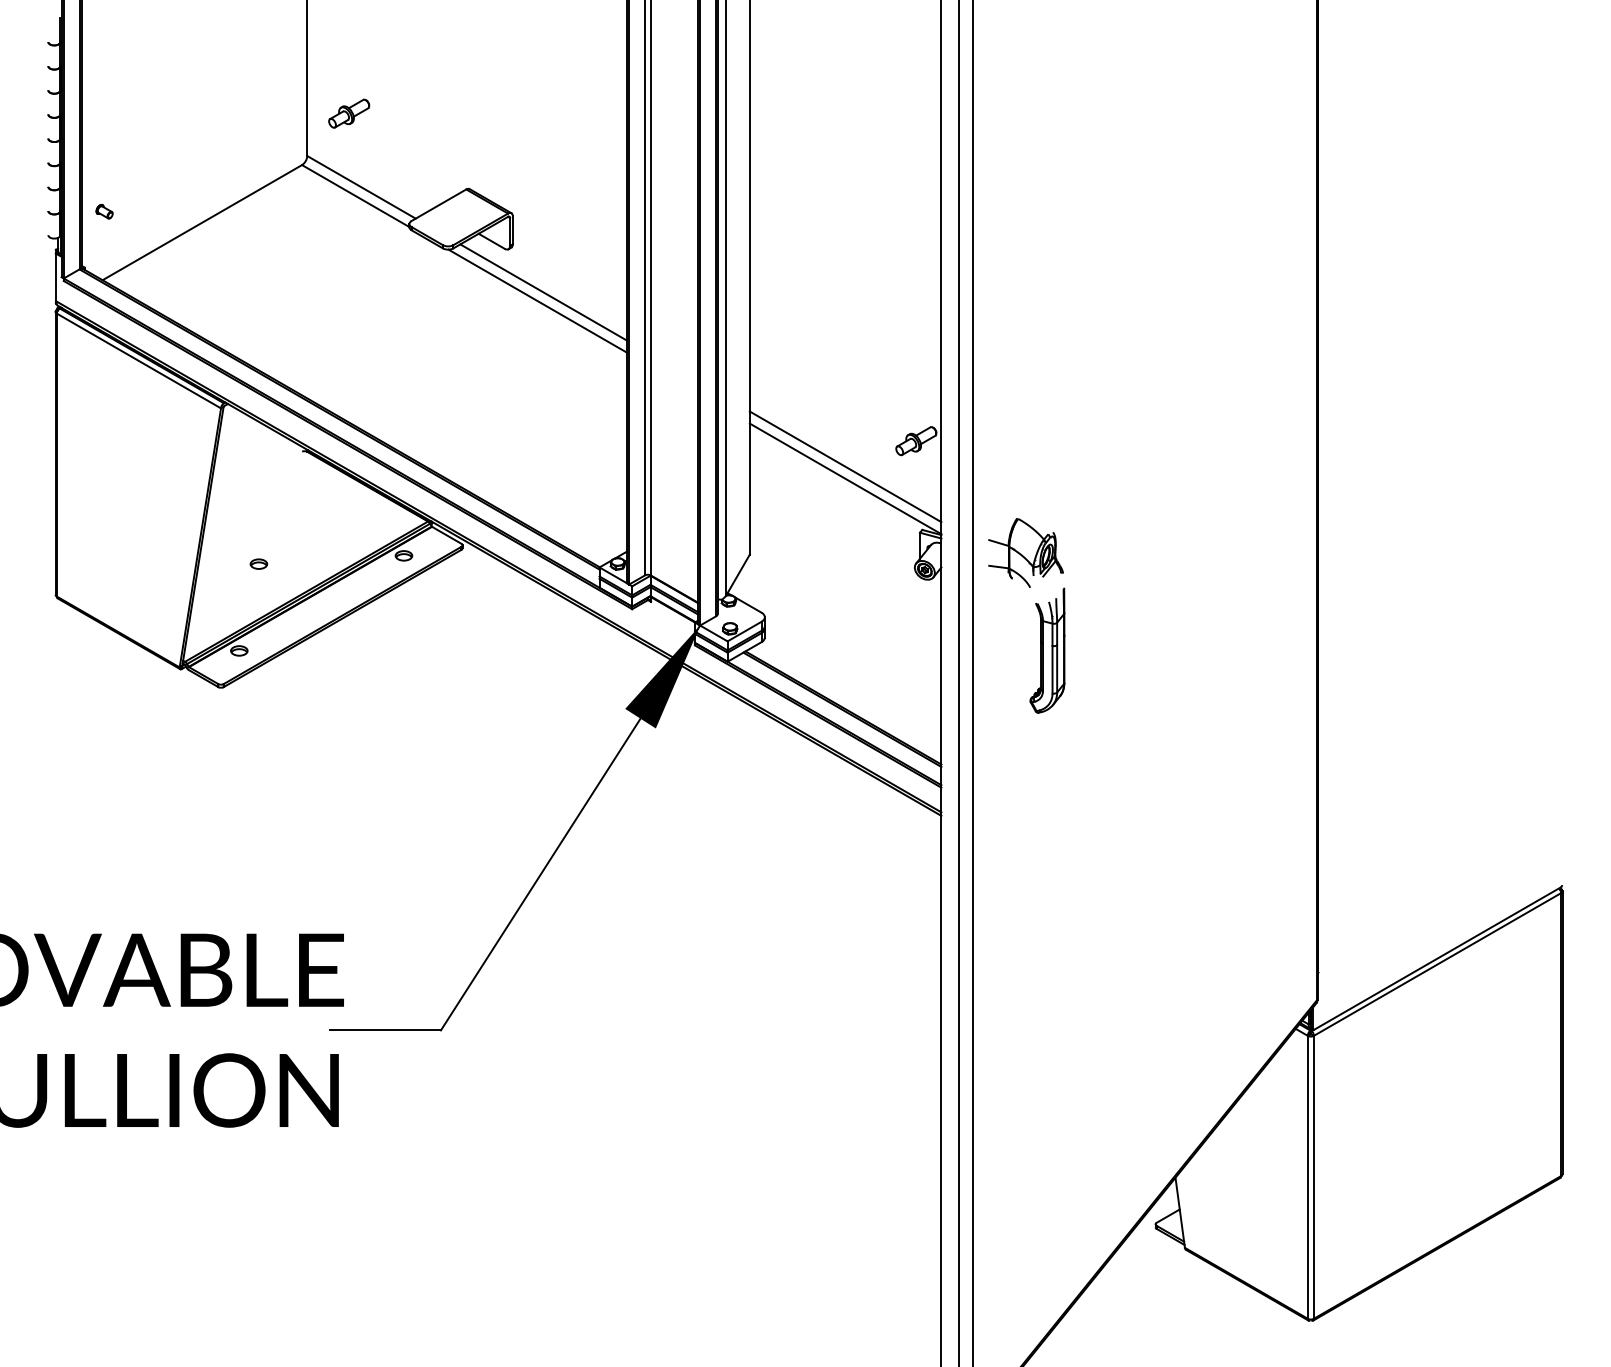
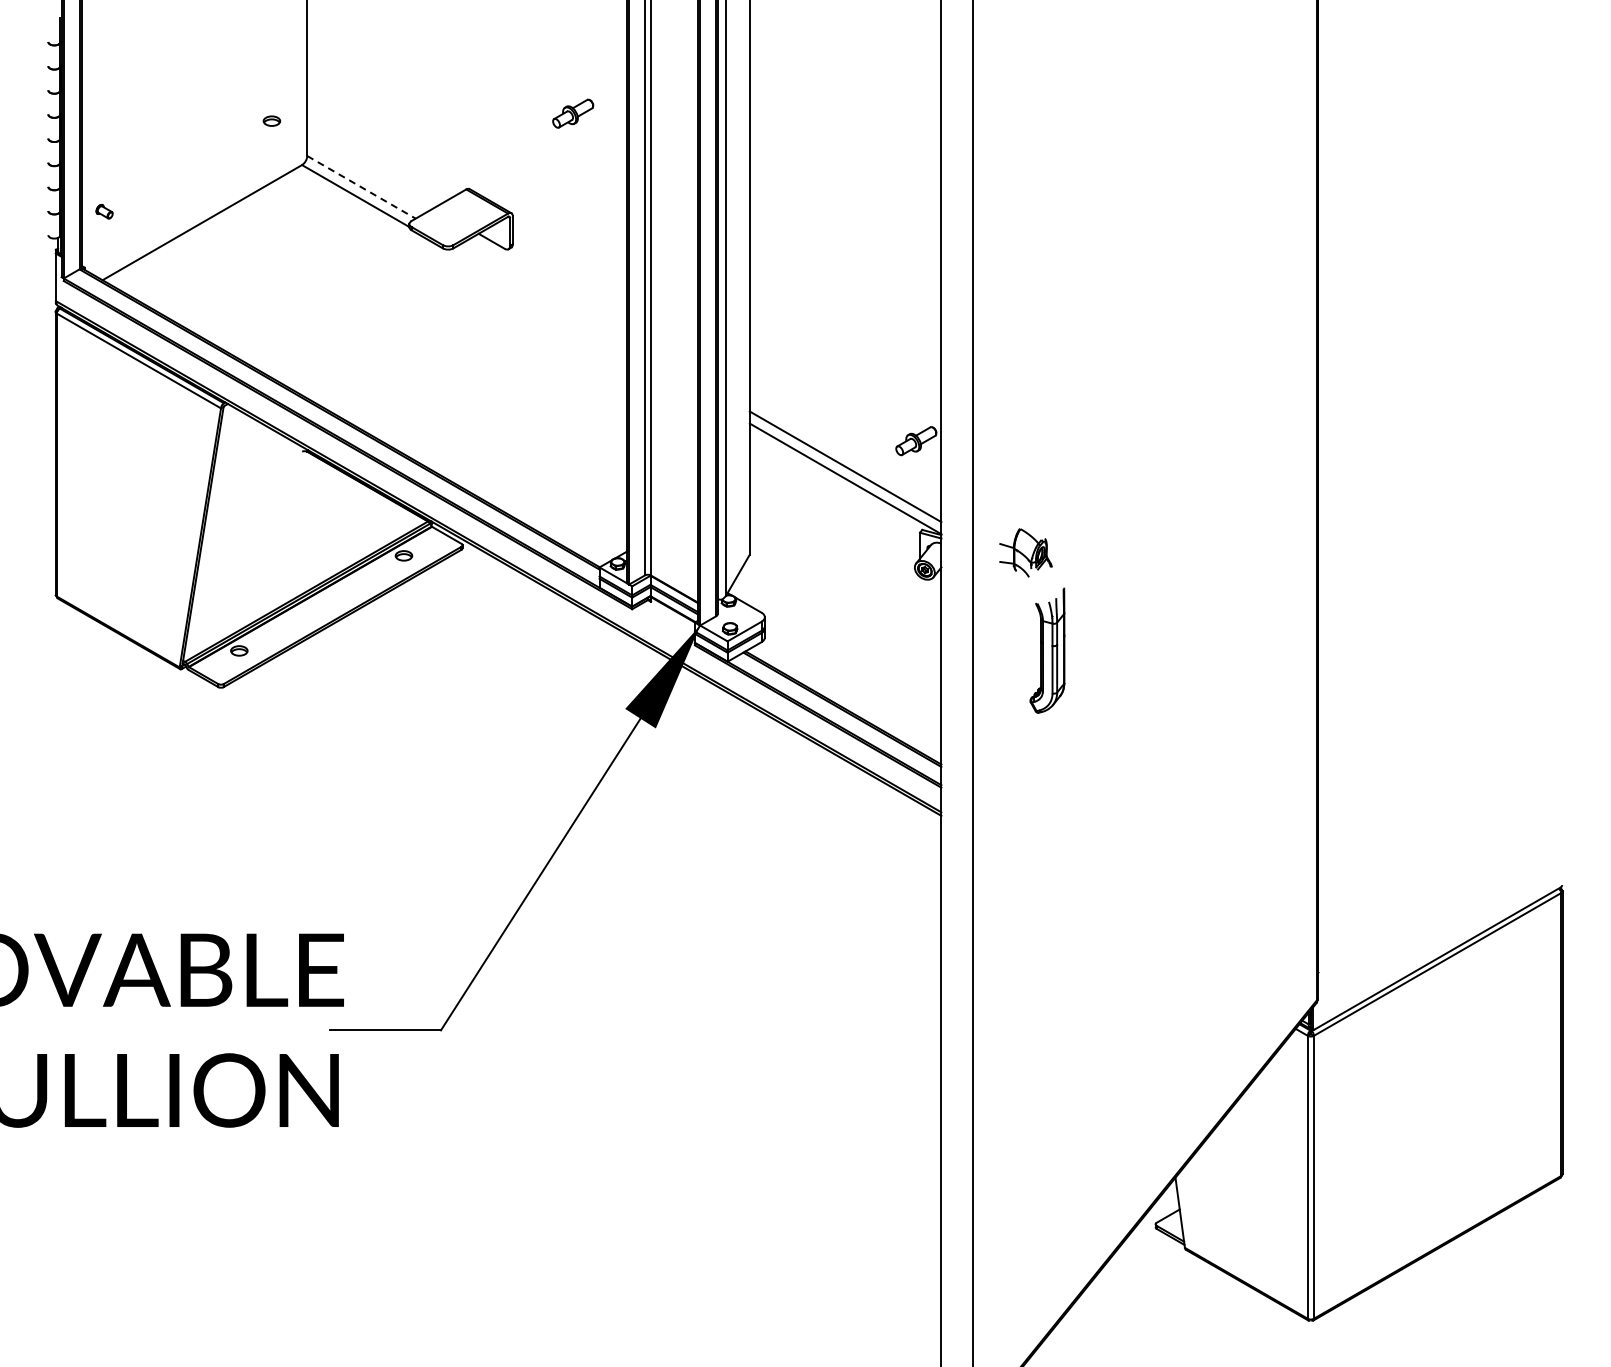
part position: (349, 113) -> (573, 113) (573, 113)
line: solid -> dashed (361, 187)
line: present -> none (543, 292)
line: present -> none (537, 300)
part size: 76x70 px -> 54x50 px (1025, 552)
part position: (258, 563) -> (271, 120) (271, 120)
line: present -> none (958, 682)
